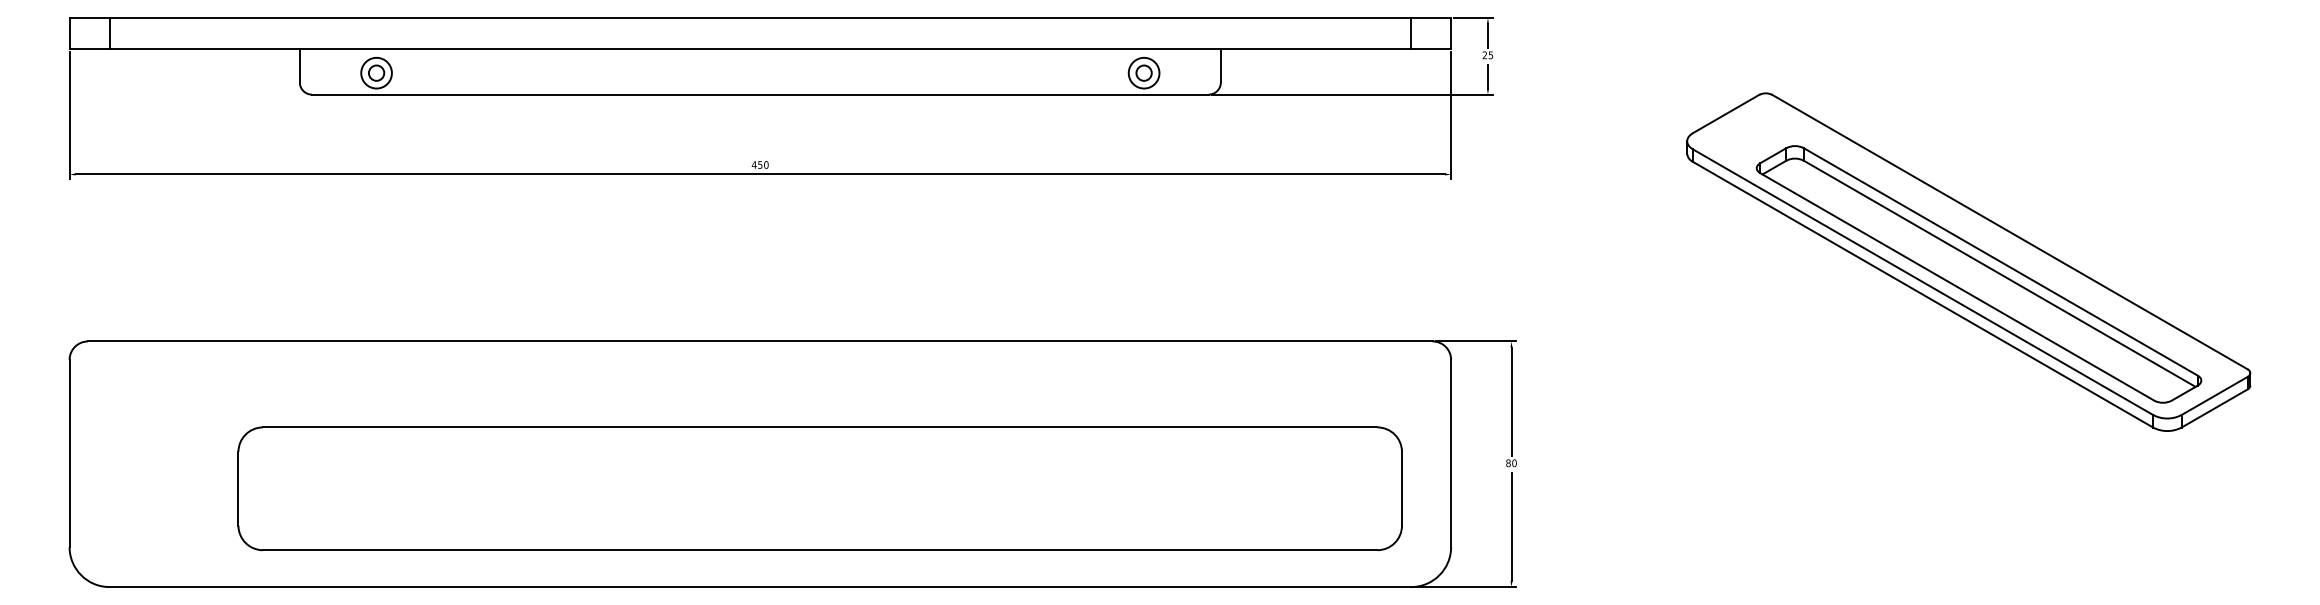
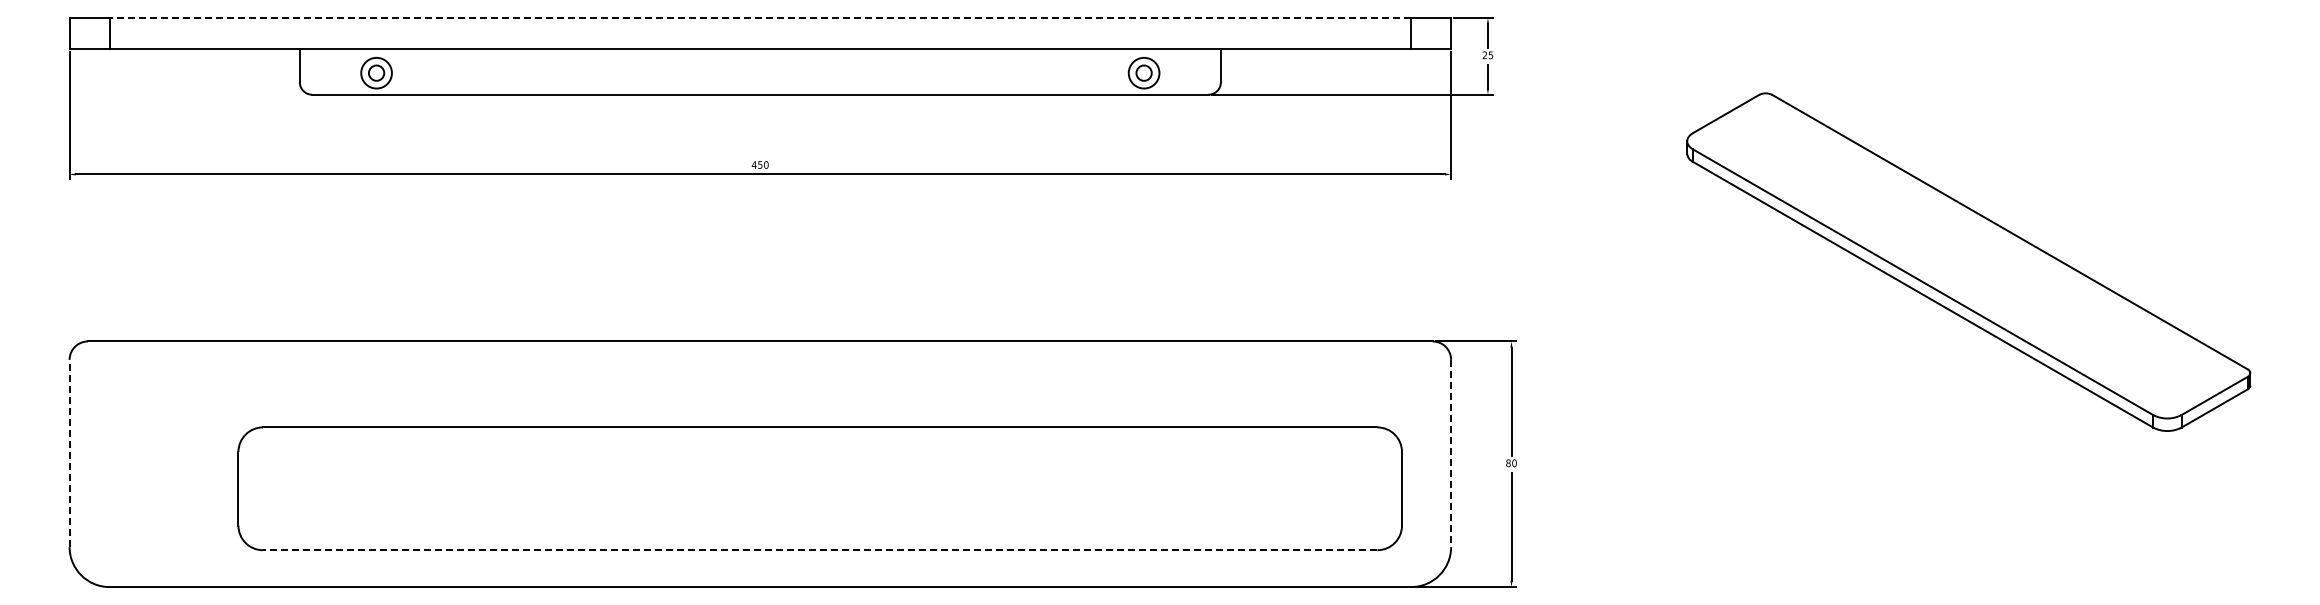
line: solid -> dashed (760, 17)
part: present -> none (1978, 274)
line: solid -> dashed (69, 453)
line: solid -> dashed (1451, 453)
line: solid -> dashed (819, 550)
